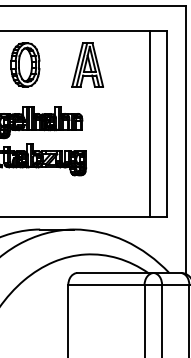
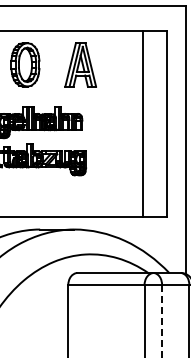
part position: (87, 64) -> (80, 64) (80, 64)
line position: (150, 123) -> (143, 123) (143, 123)
line: solid -> dashed (162, 321)
